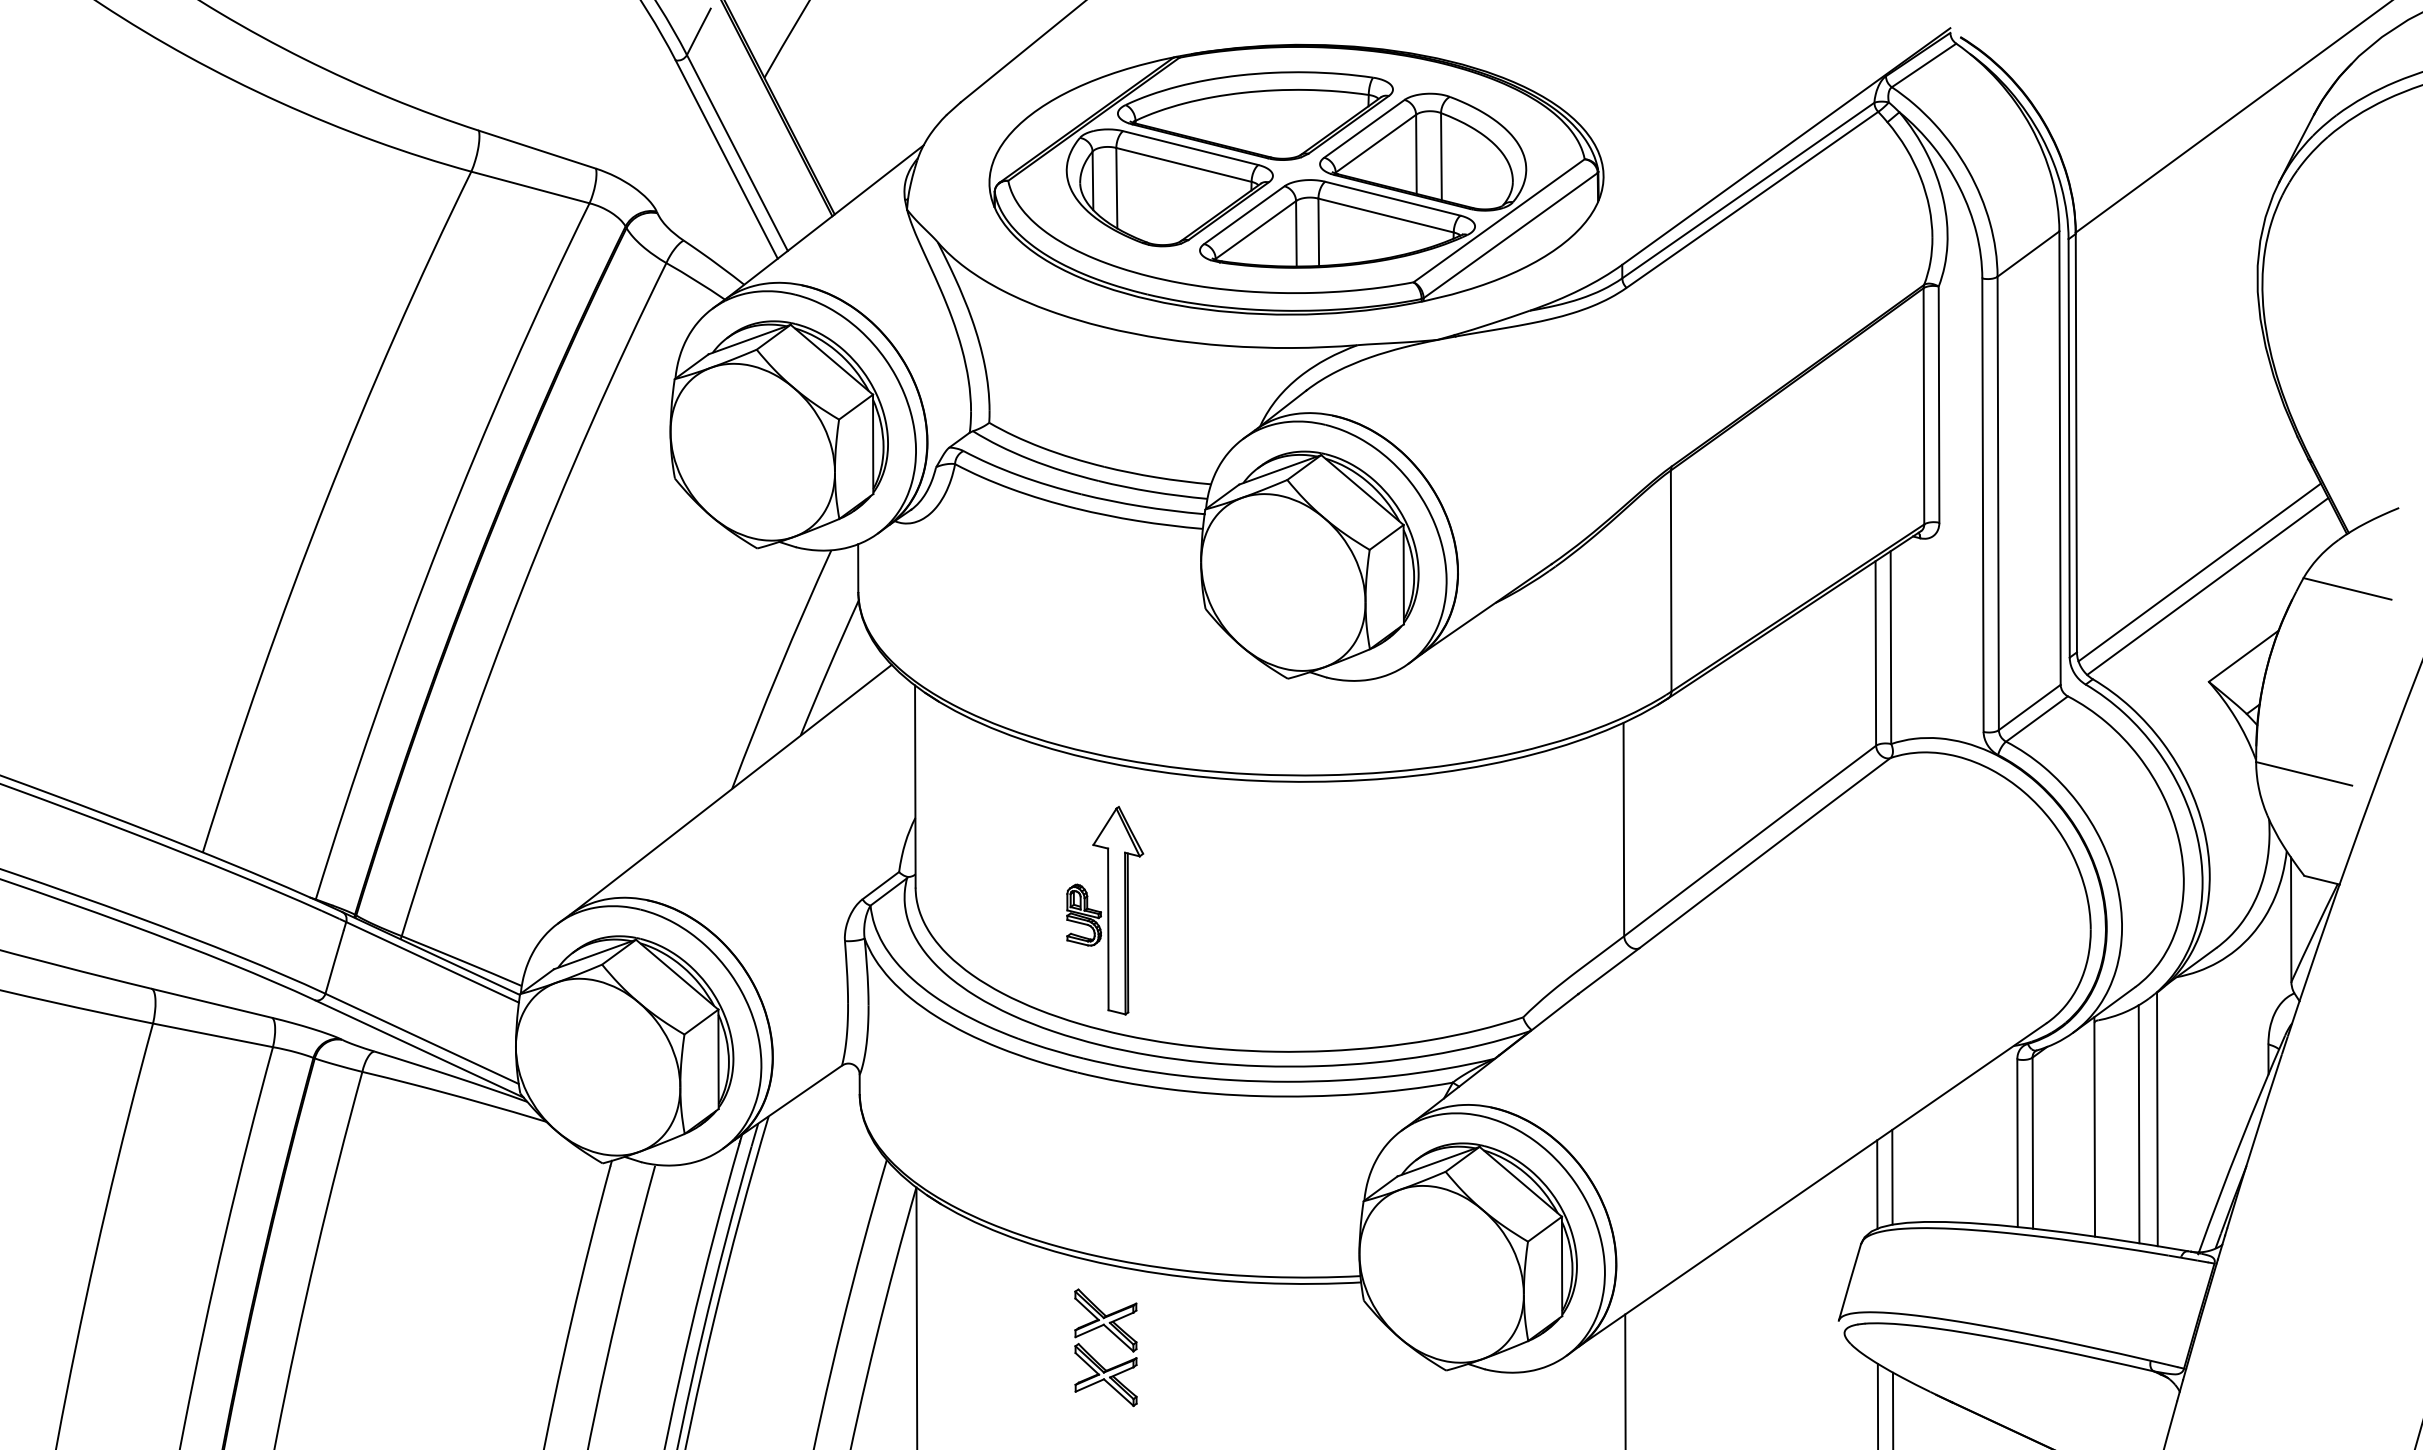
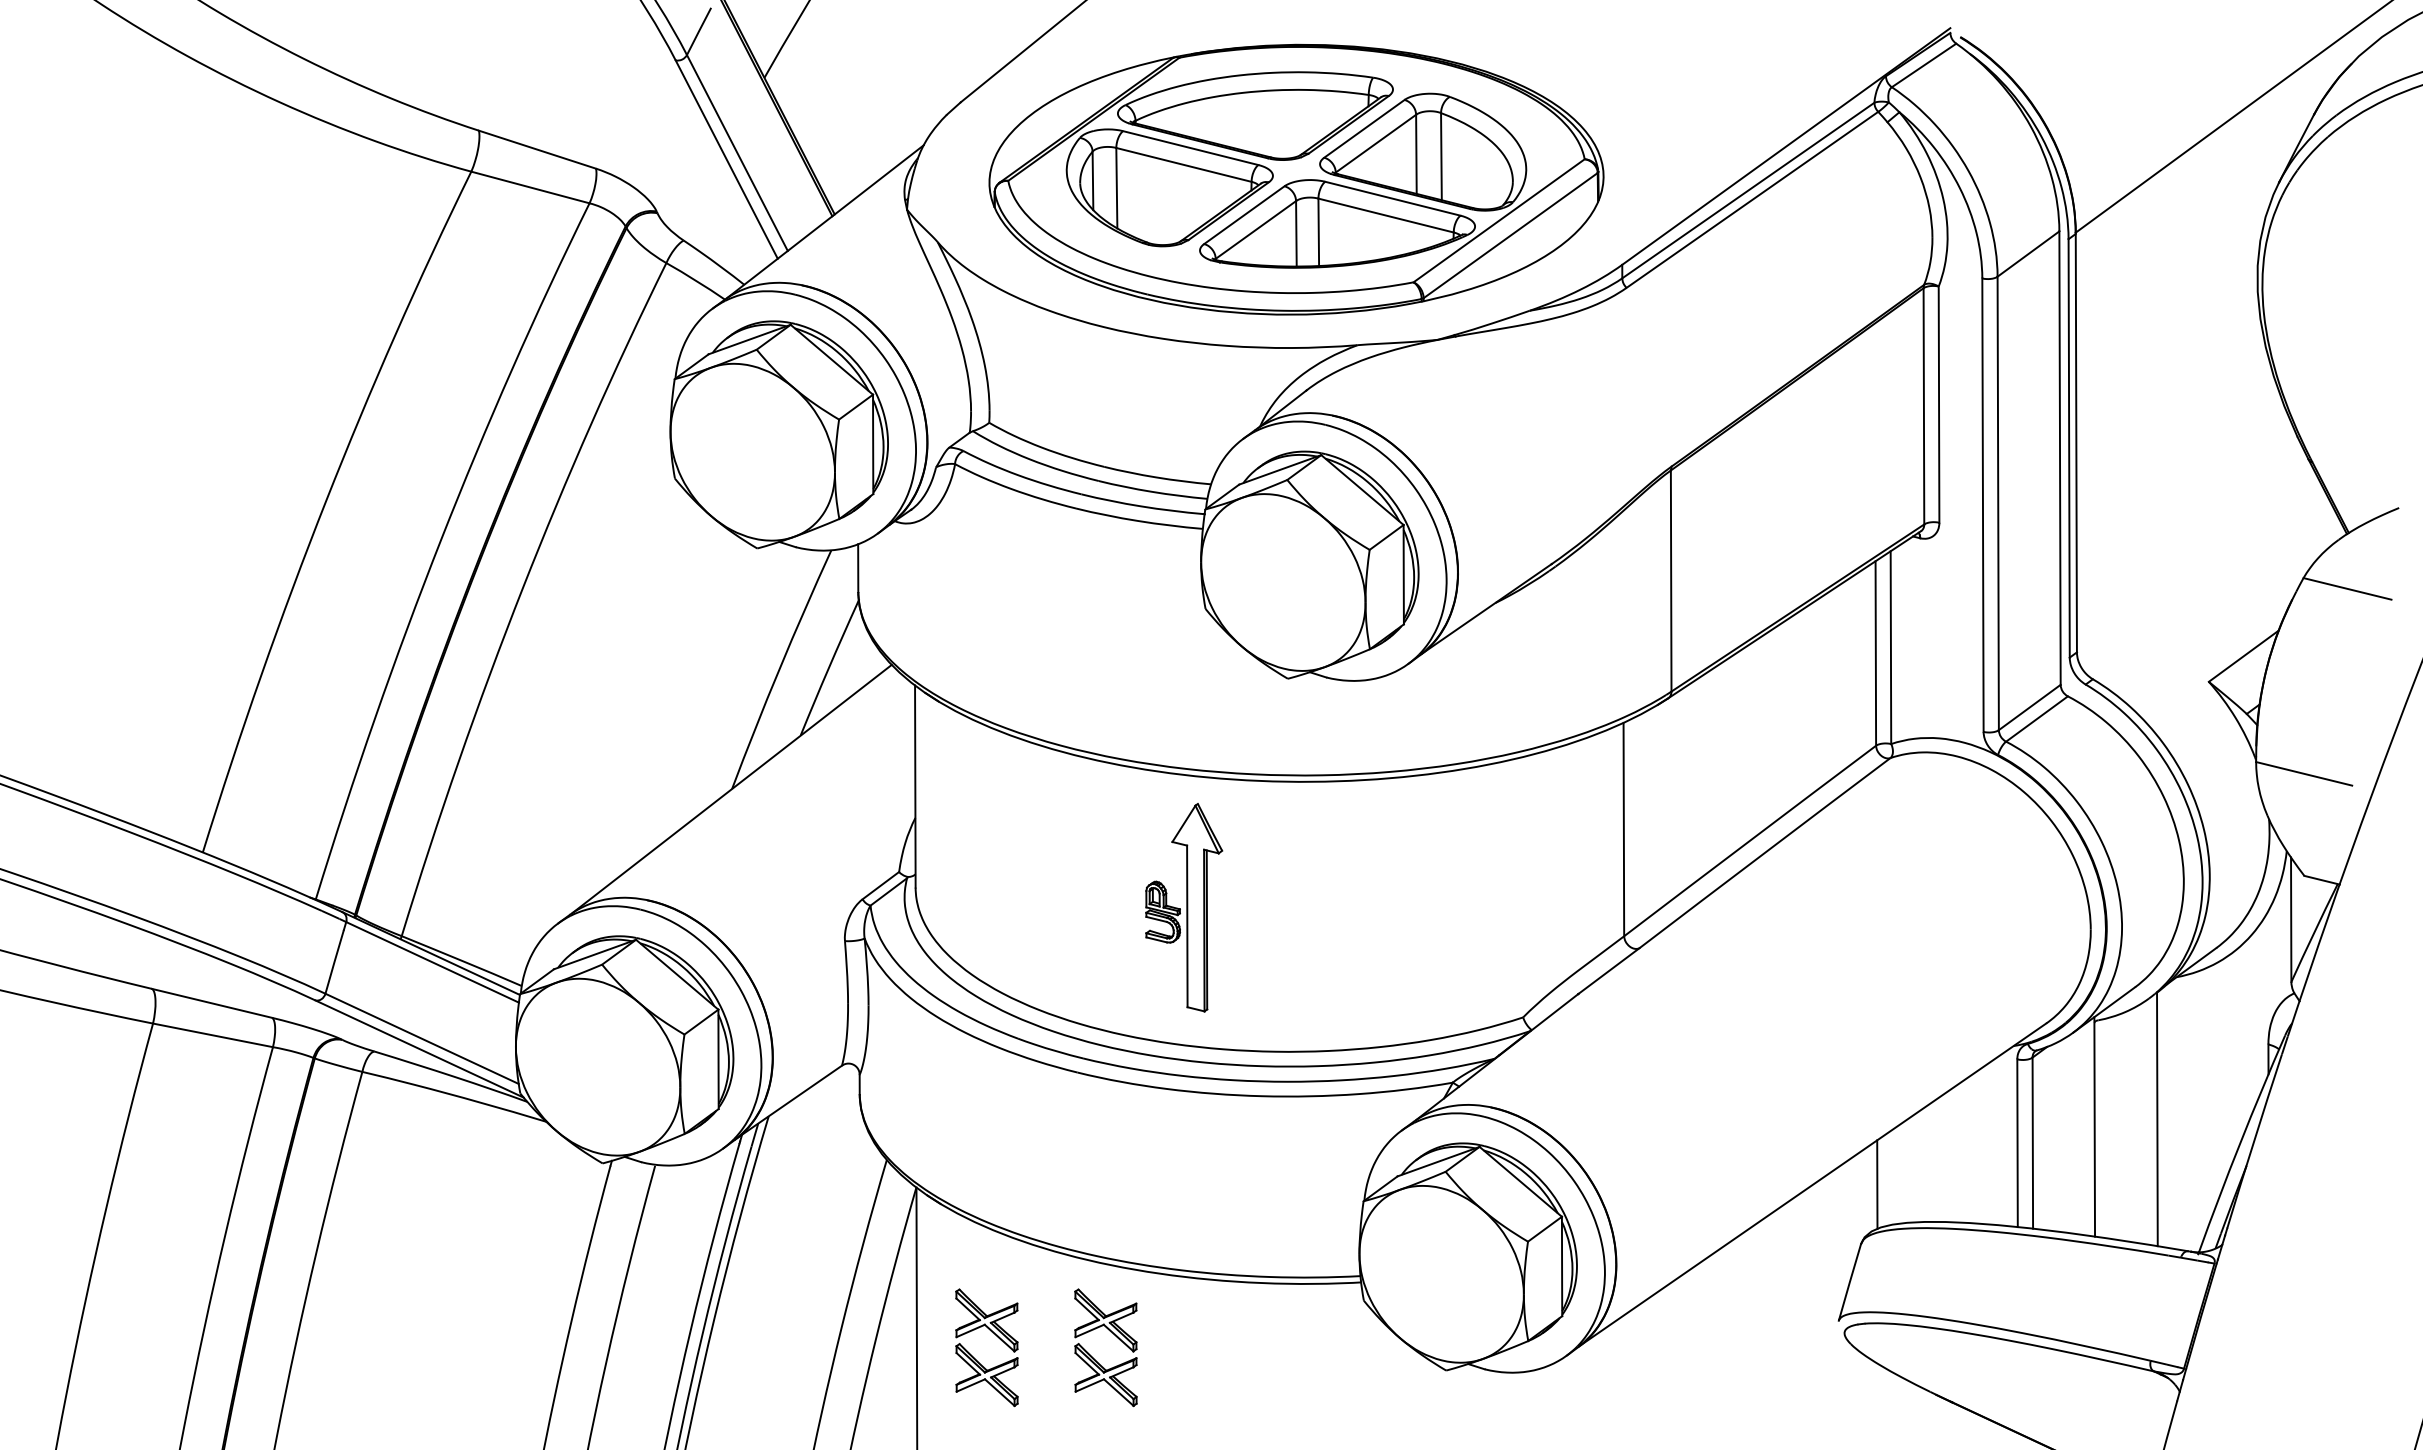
line: present -> none (2199, 572)
line: present -> none (2207, 586)
part position: (1105, 910) -> (1184, 907) (1184, 907)
line: present -> none (2138, 1124)
line: present -> none (1892, 1176)
part: none -> present (996, 1336)
line: present -> none (1625, 1380)
line: present -> none (1877, 1405)
line: present -> none (1892, 1409)
